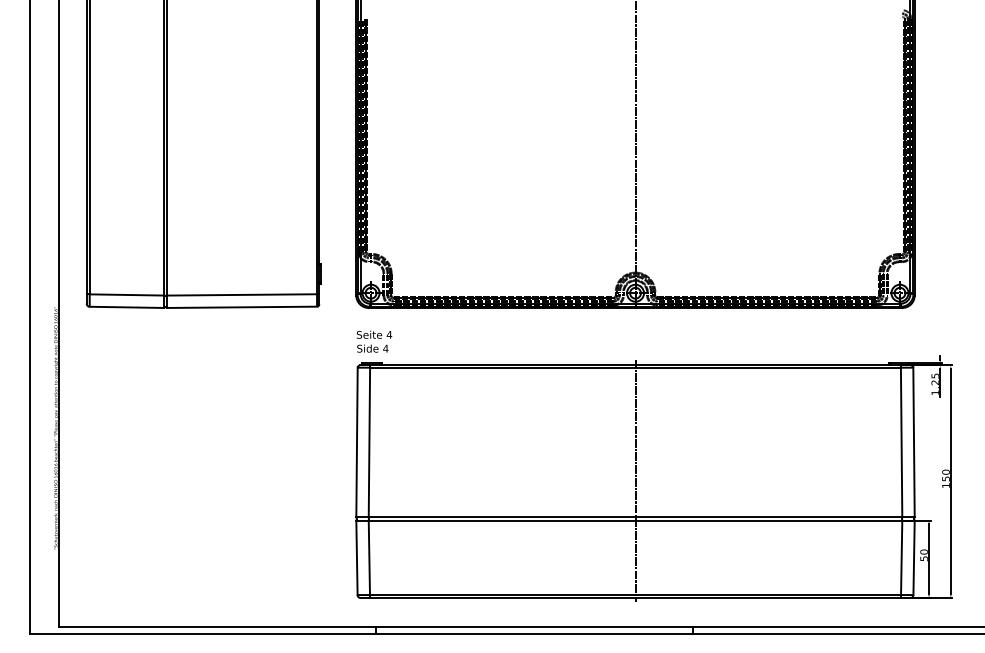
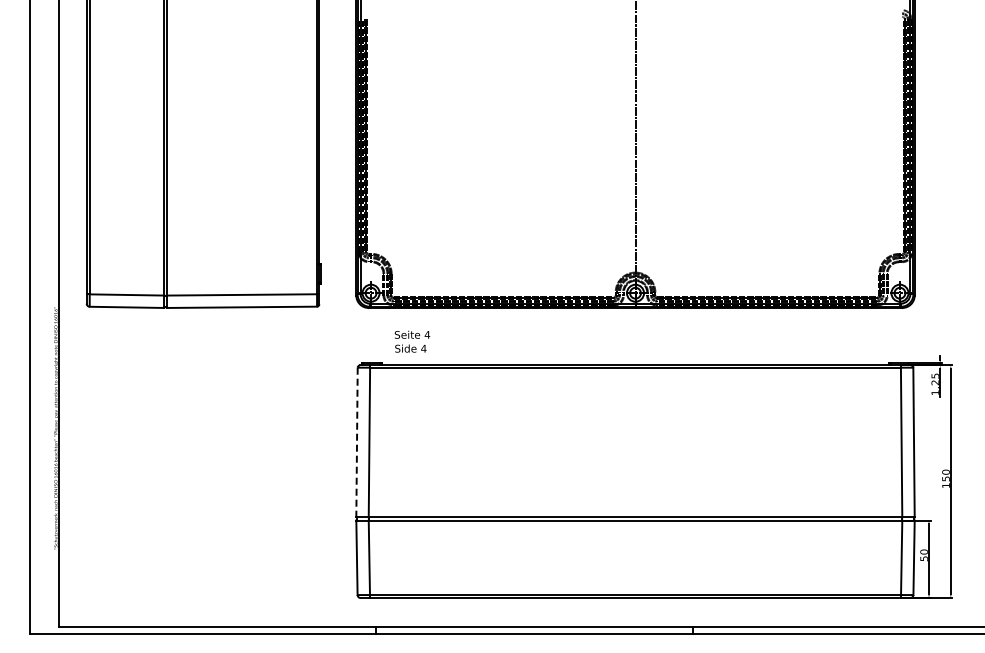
text position: (374, 341) -> (412, 341) (412, 341)
line: solid -> dashed (357, 442)
line: present -> none (635, 480)
